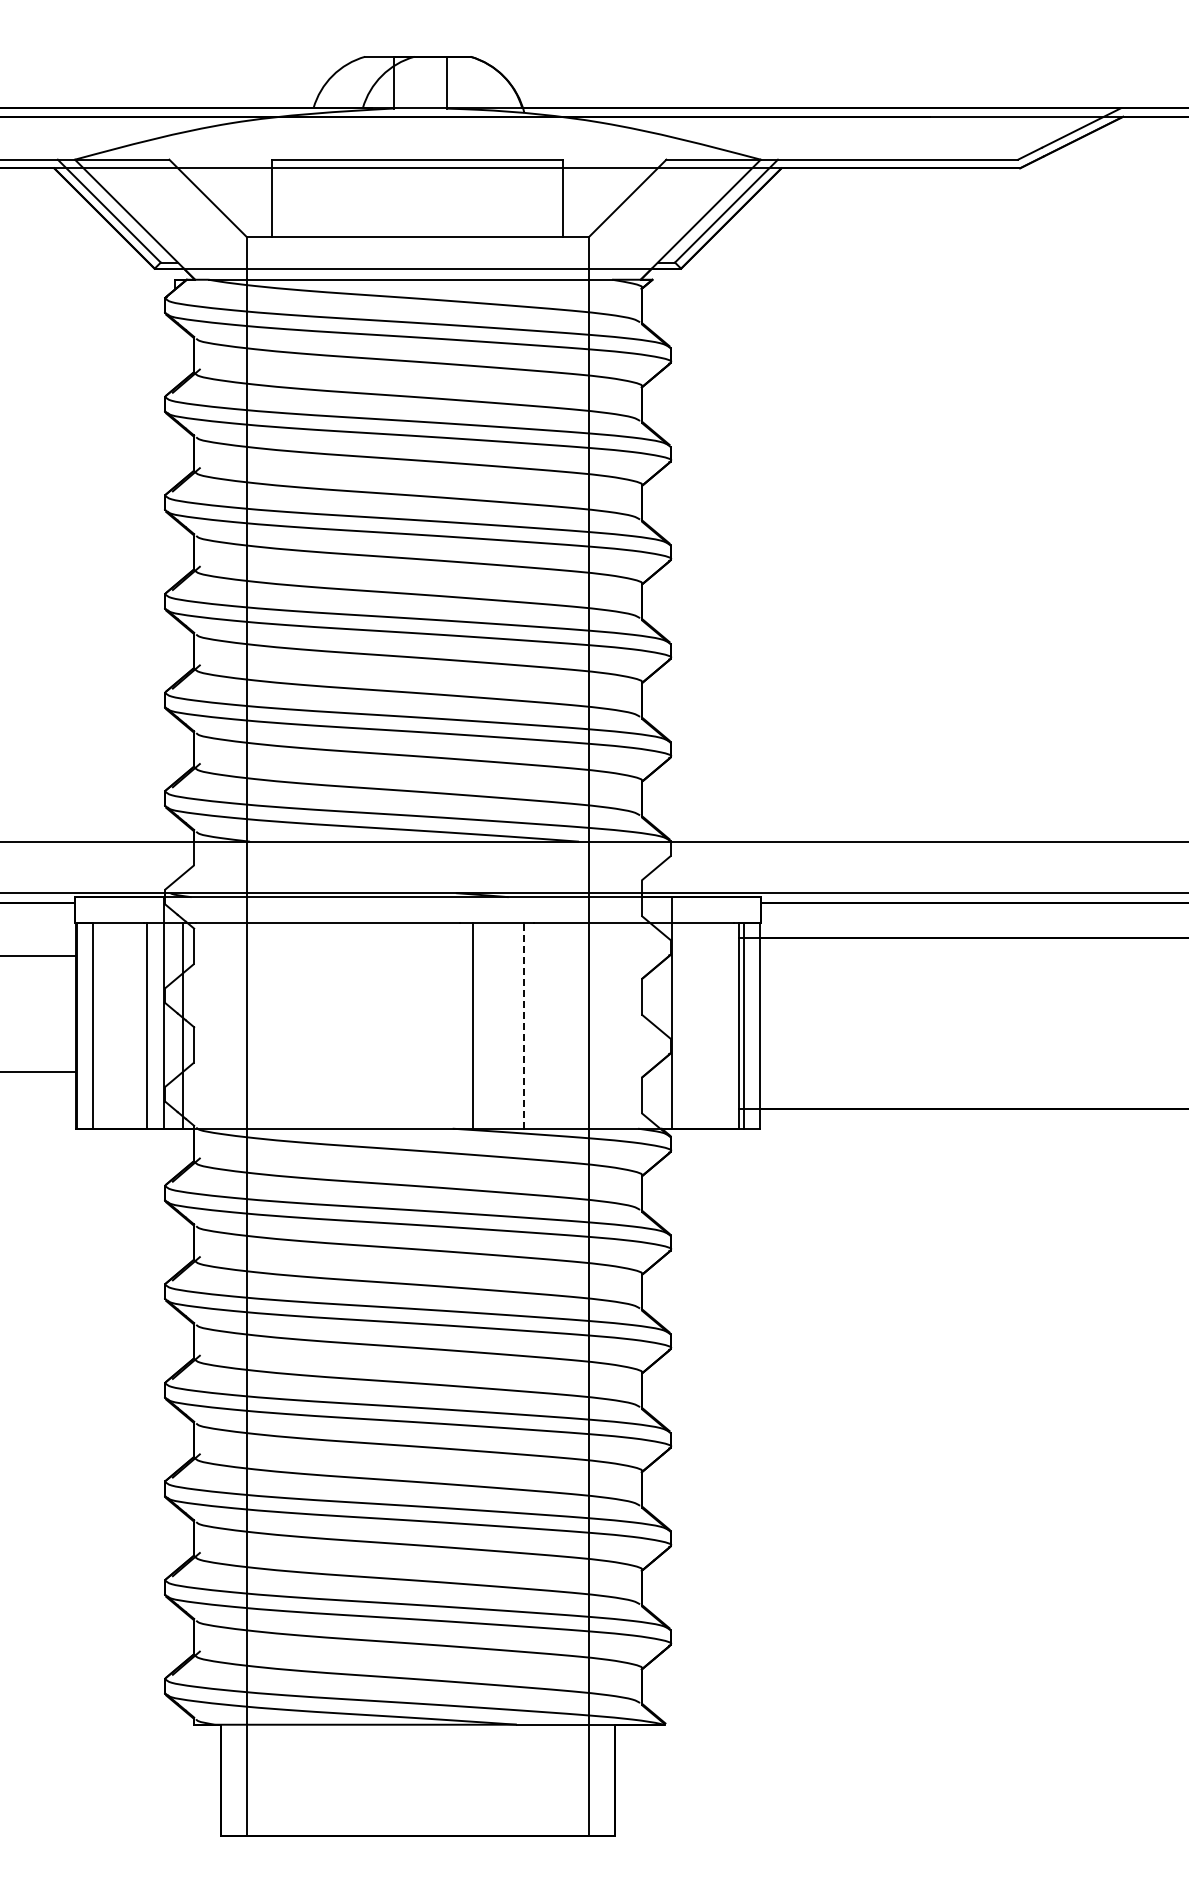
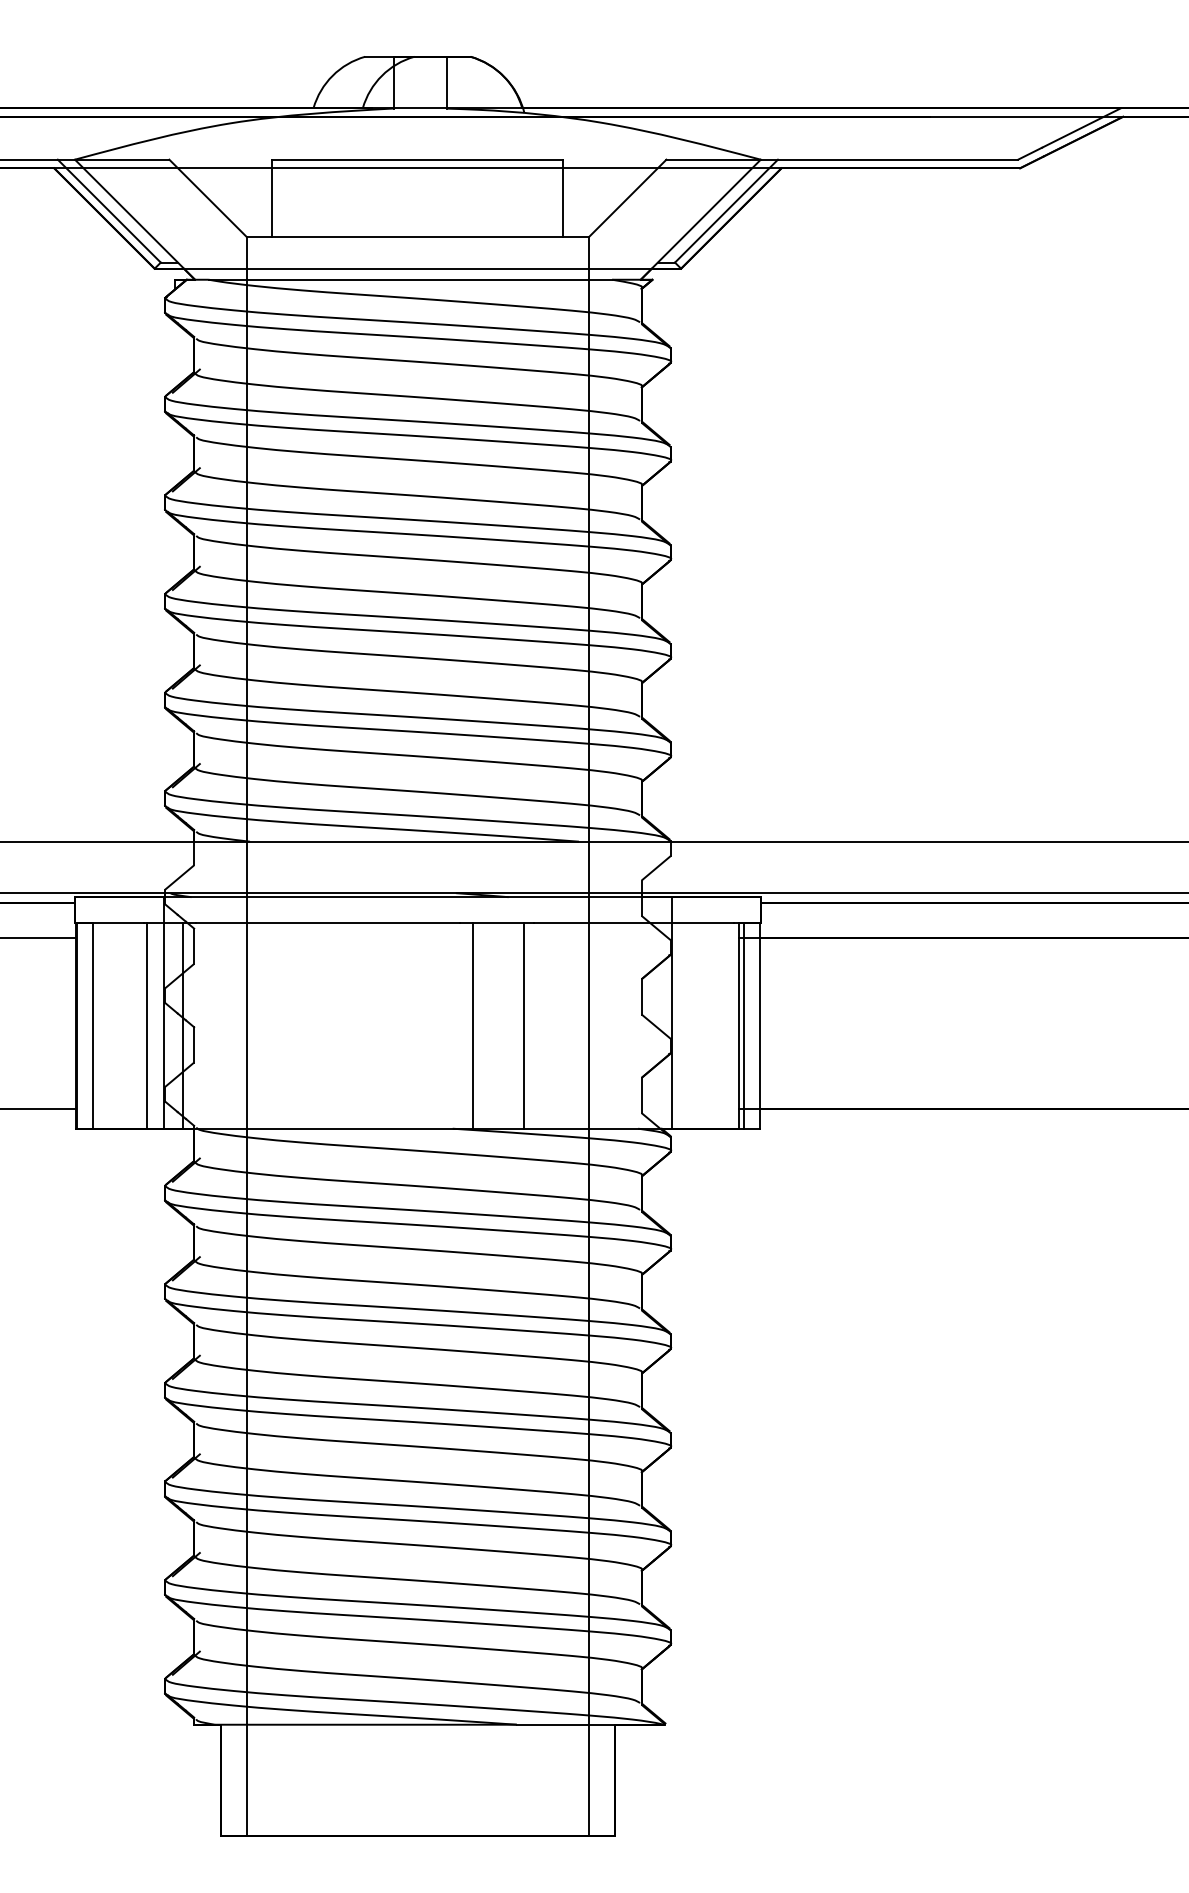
line position: (38, 955) -> (38, 937) (38, 937)
line: dashed -> solid (523, 1025)
line position: (38, 1072) -> (38, 1109) (38, 1109)
